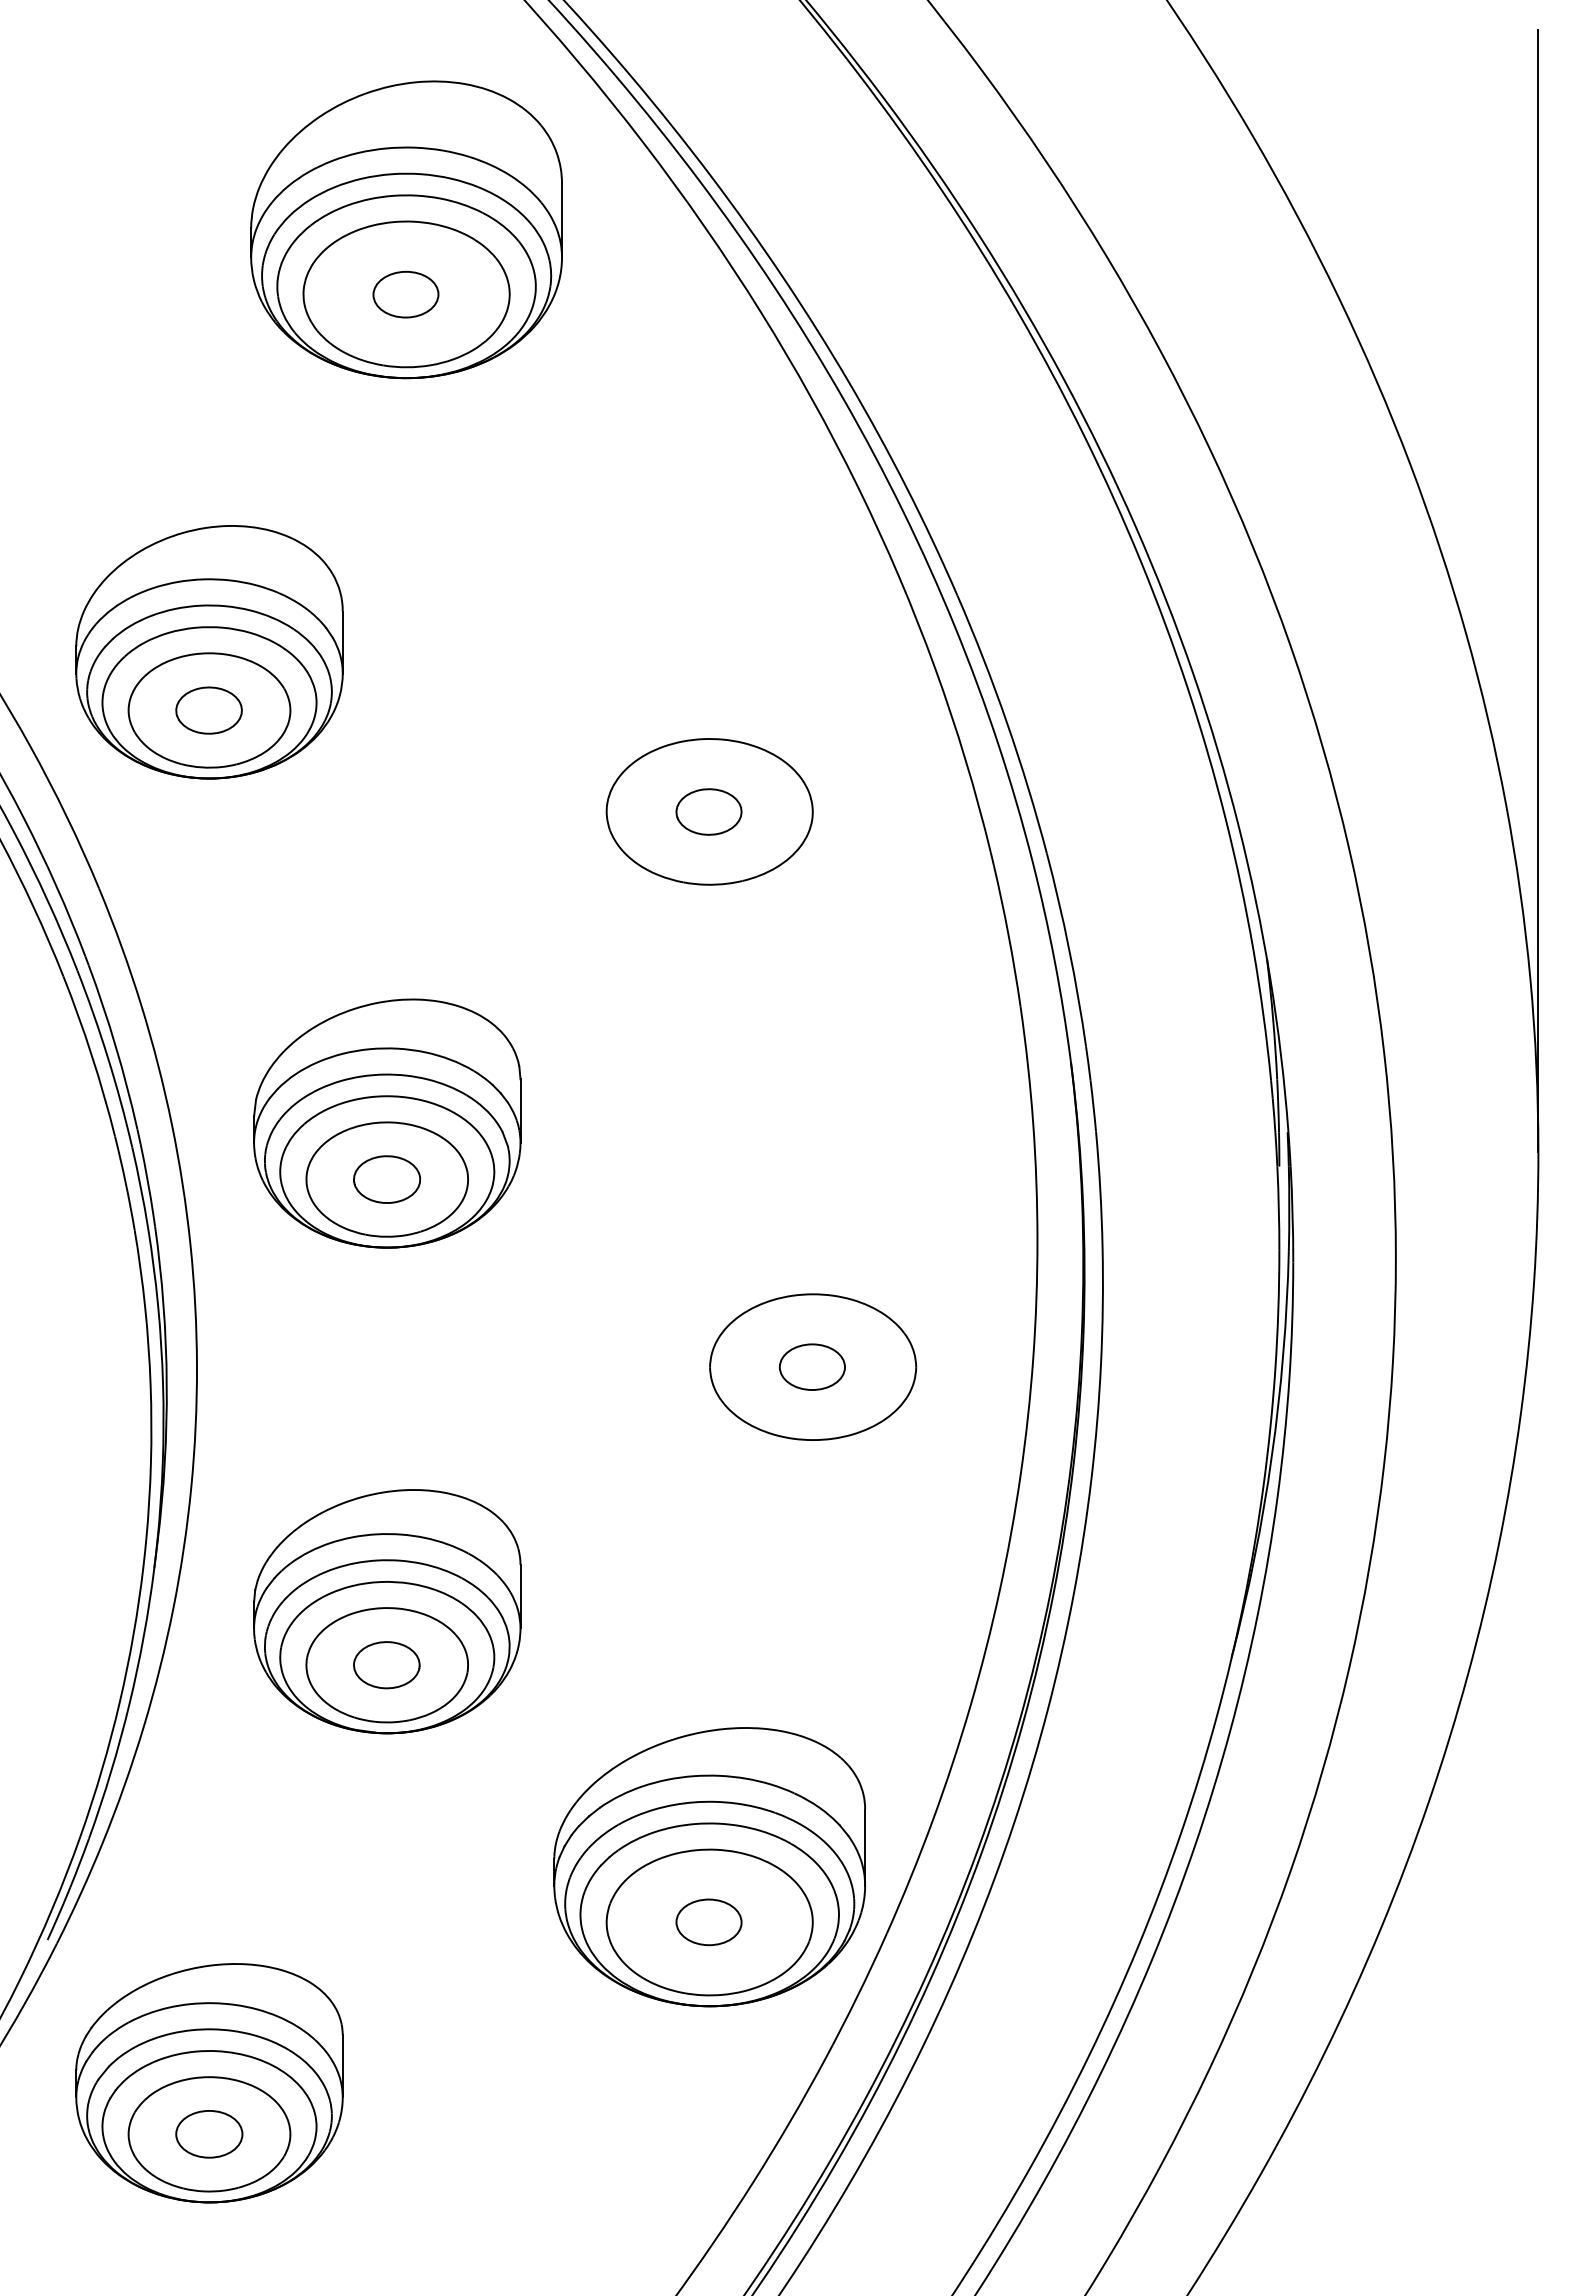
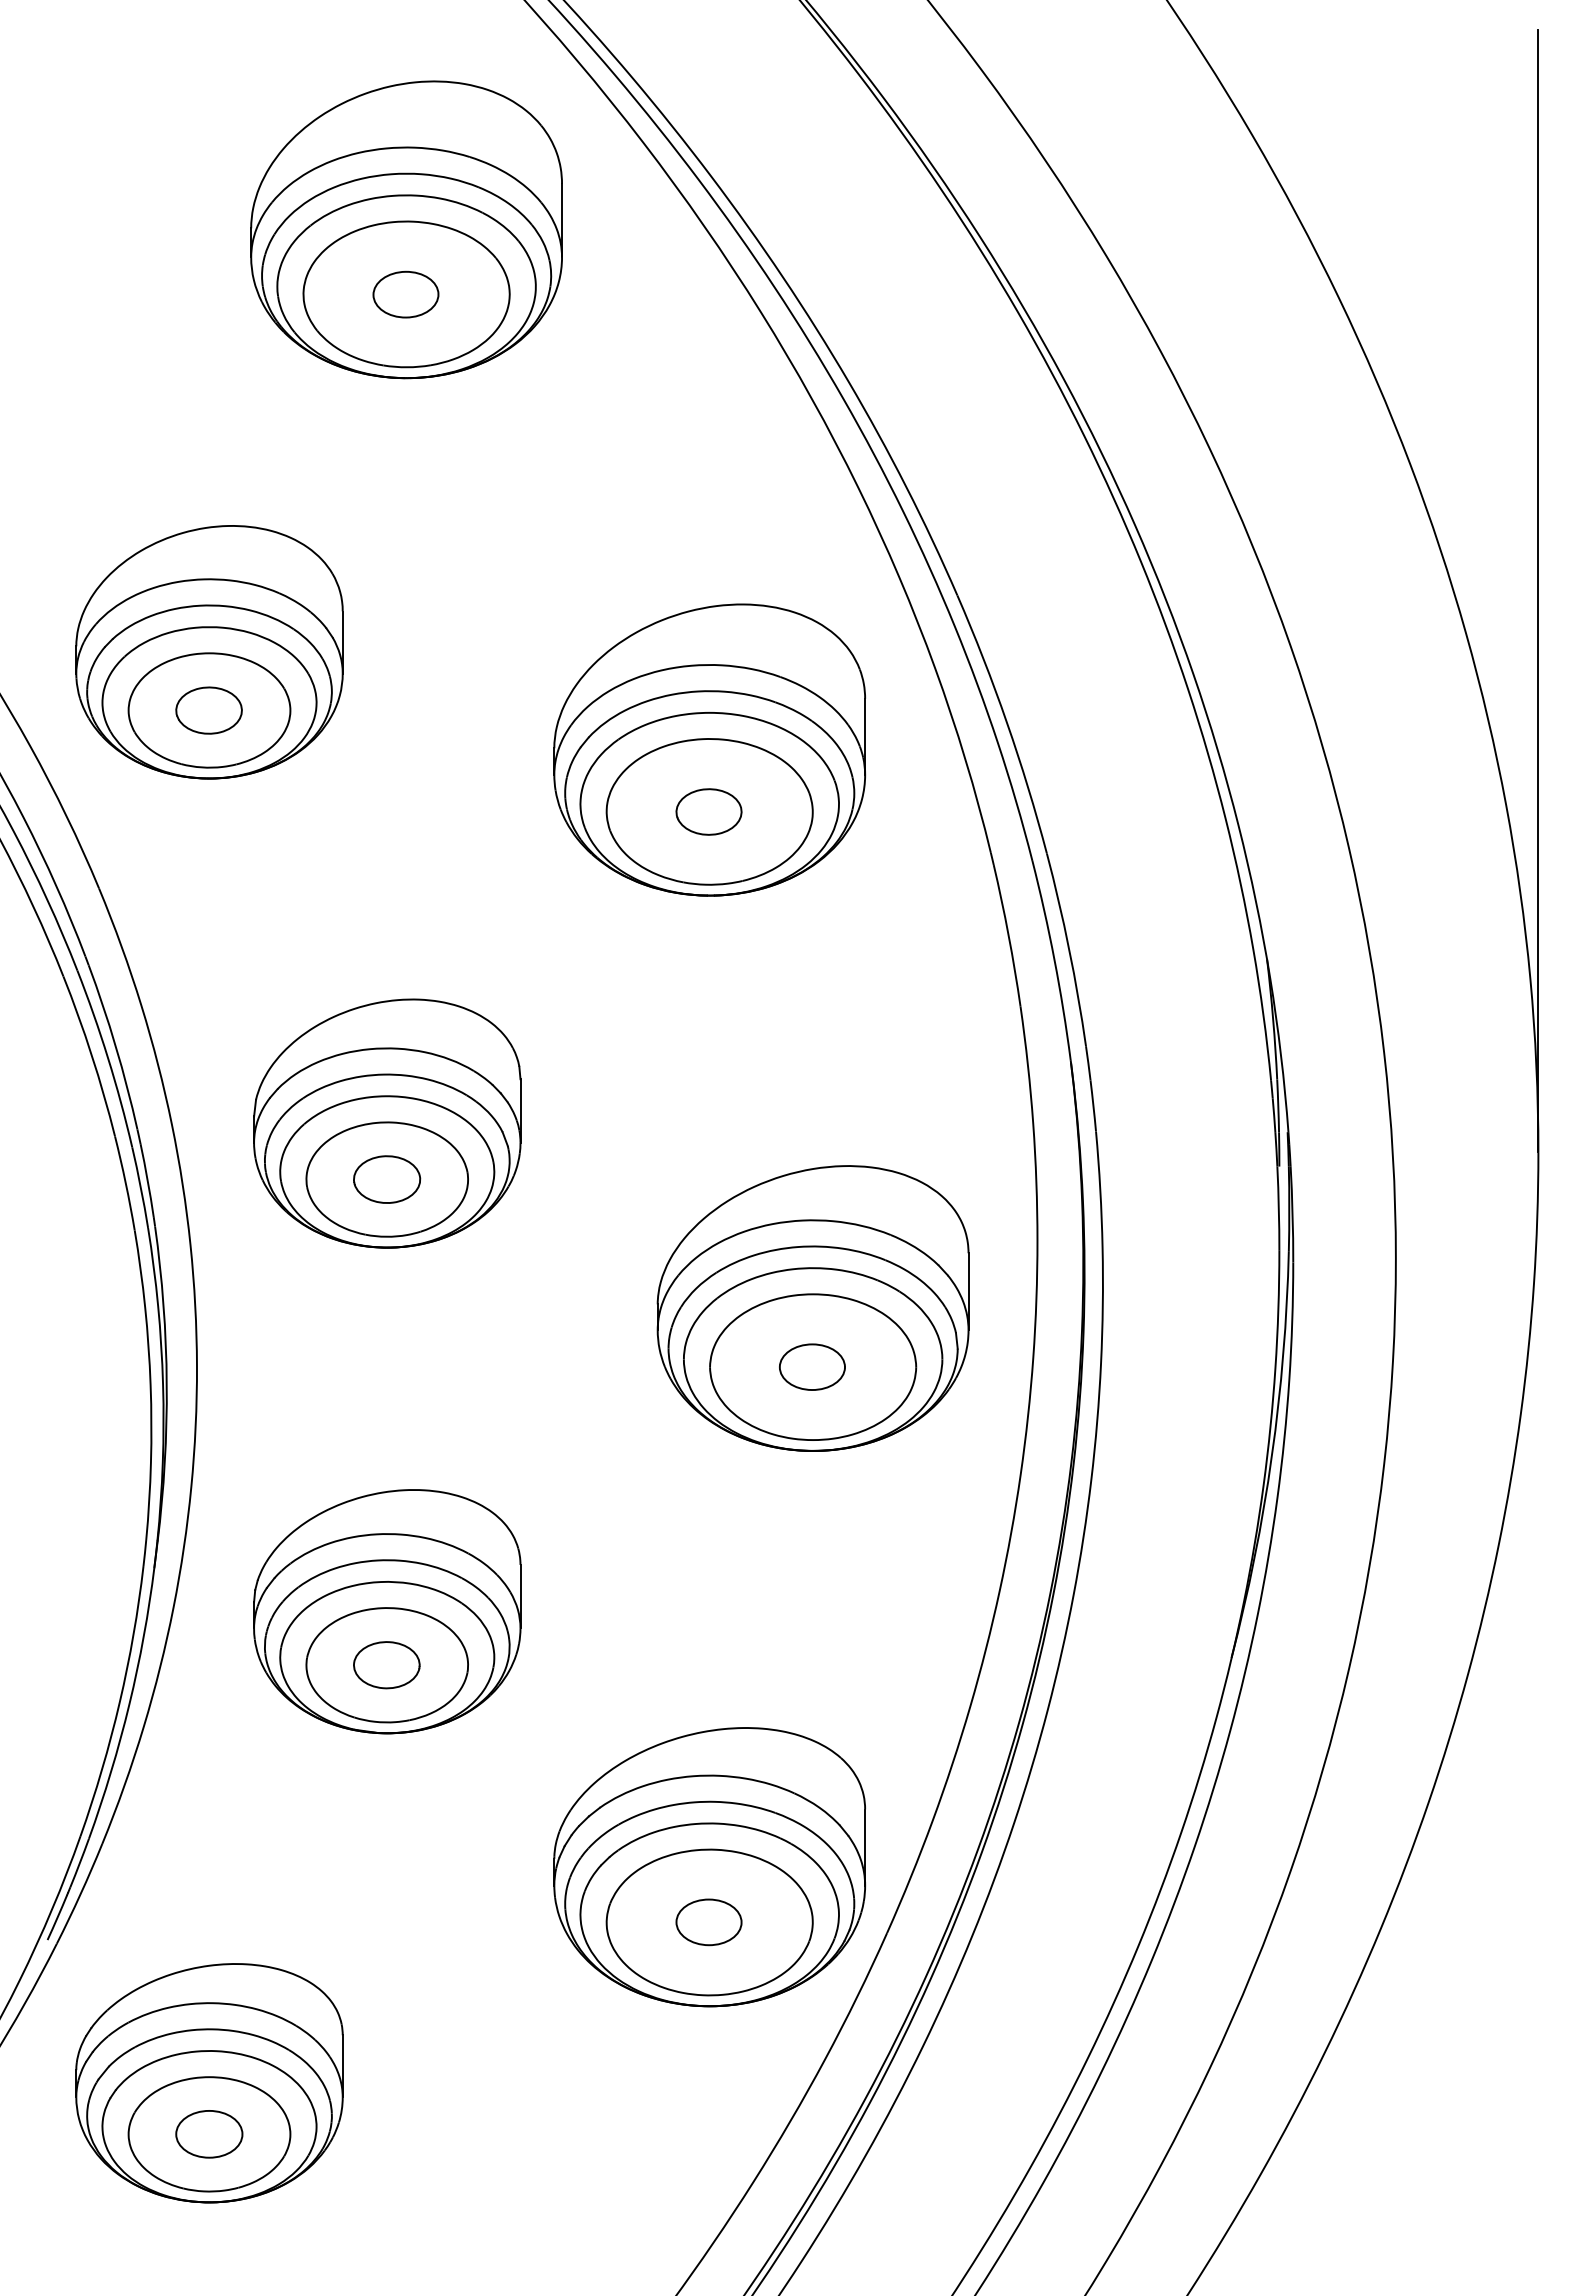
part: none -> present (709, 749)
part: none -> present (812, 1308)
